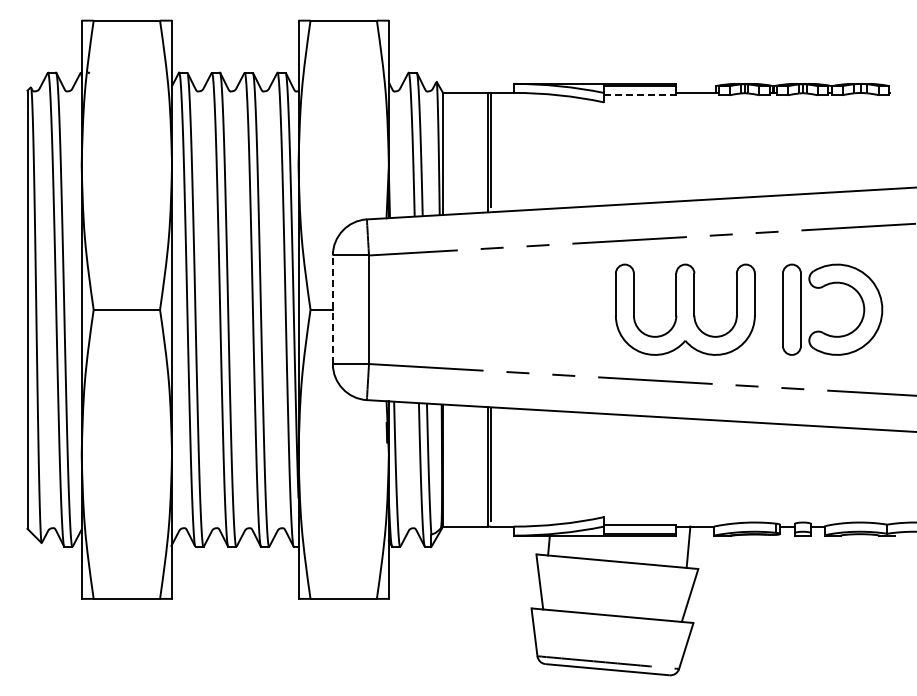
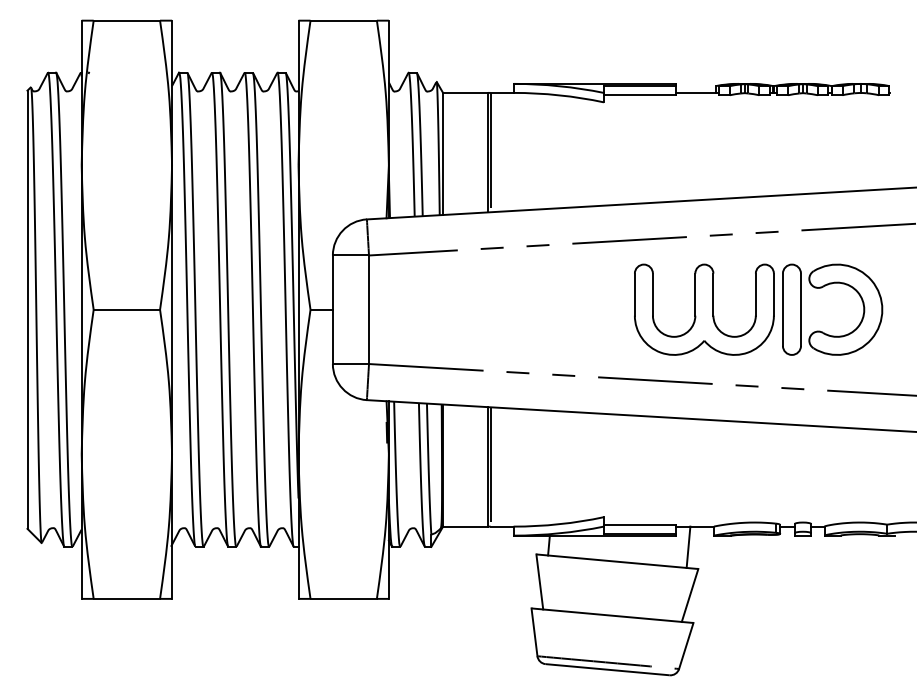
line: dashed -> solid (640, 94)
line: dashed -> solid (332, 309)
part position: (685, 309) -> (704, 309) (704, 309)
